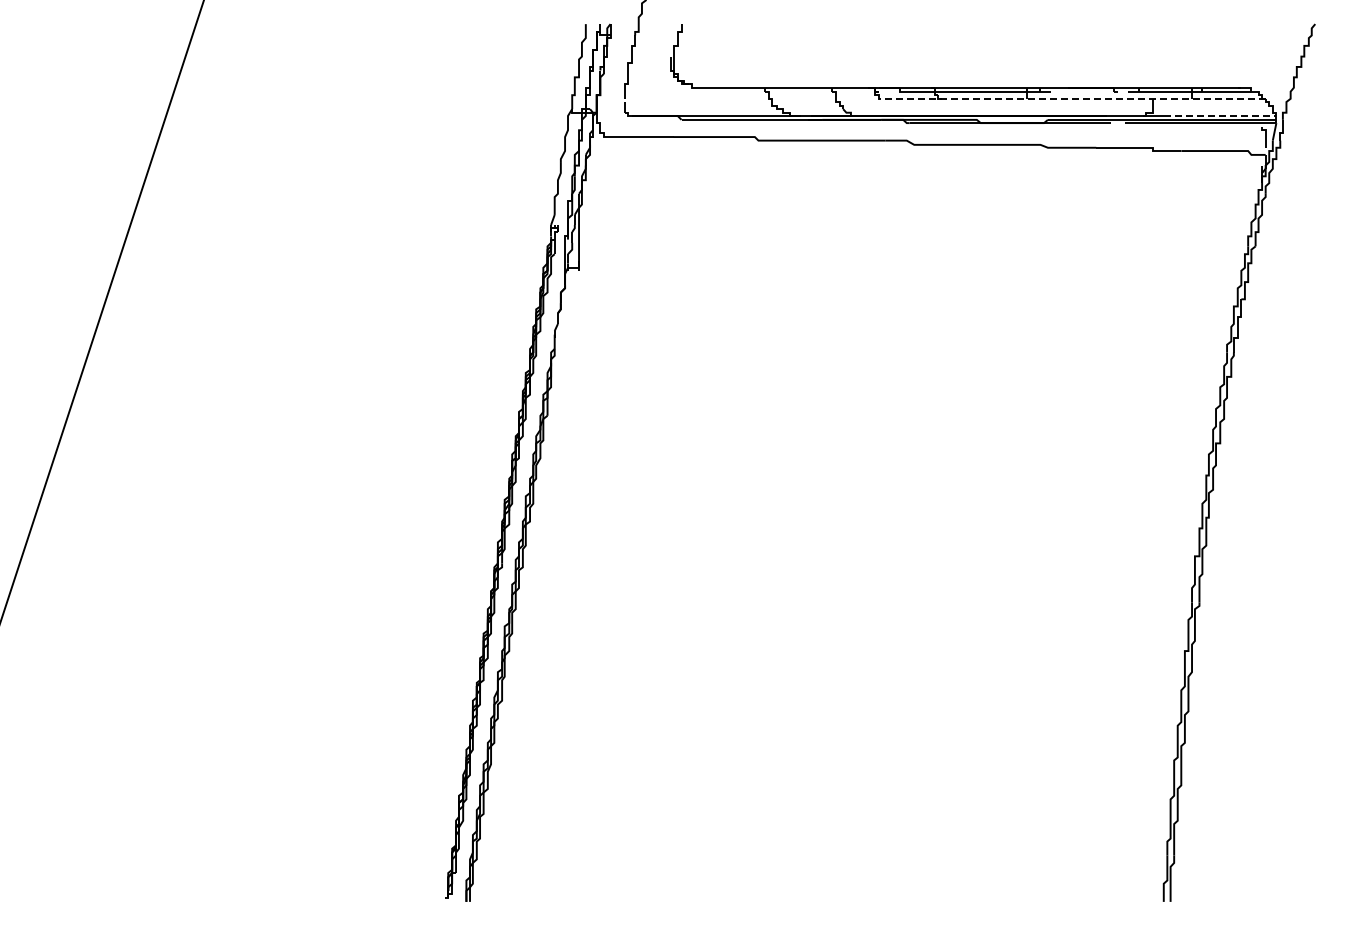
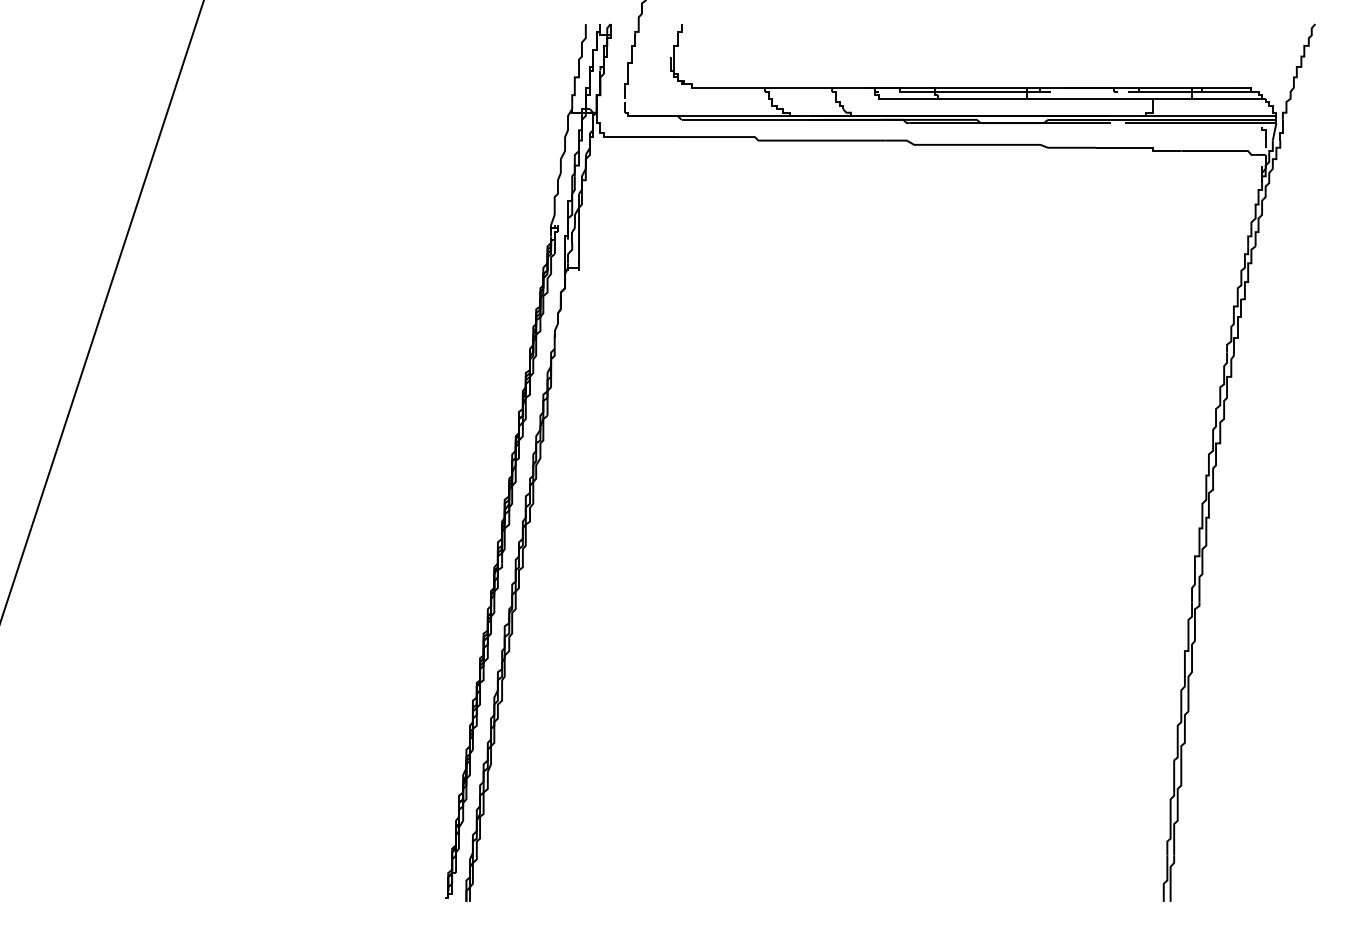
line: dashed -> solid (1073, 98)
line: dashed -> solid (1220, 115)
